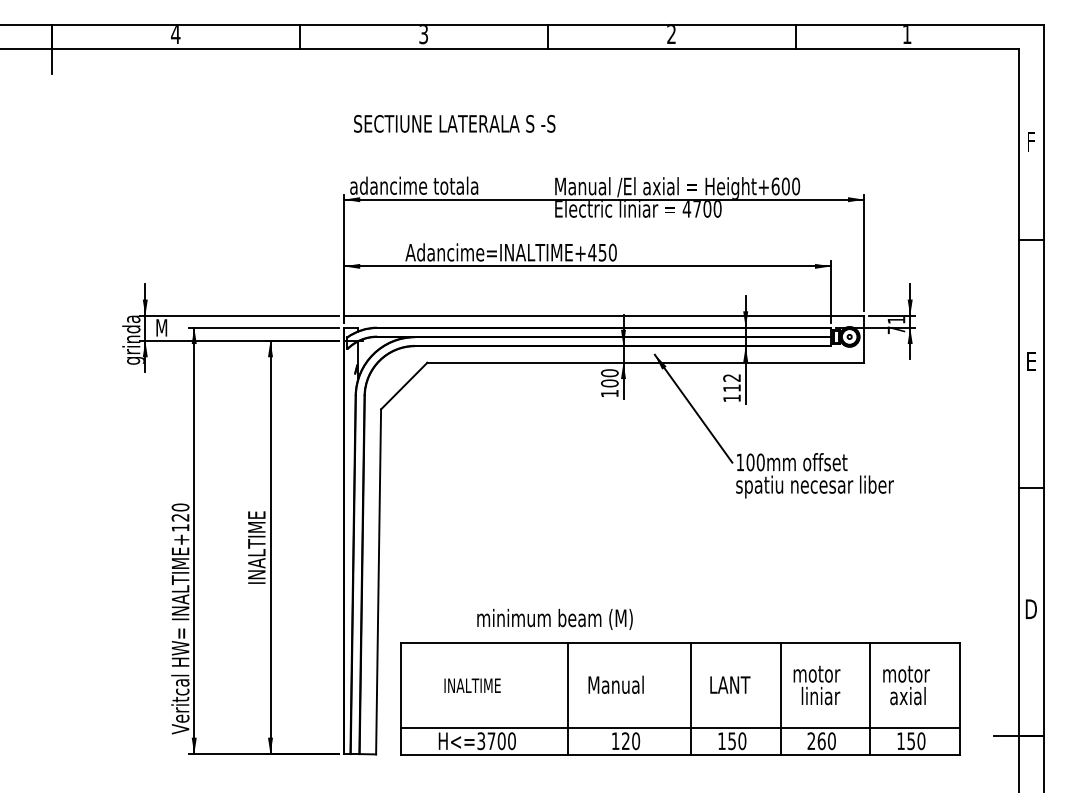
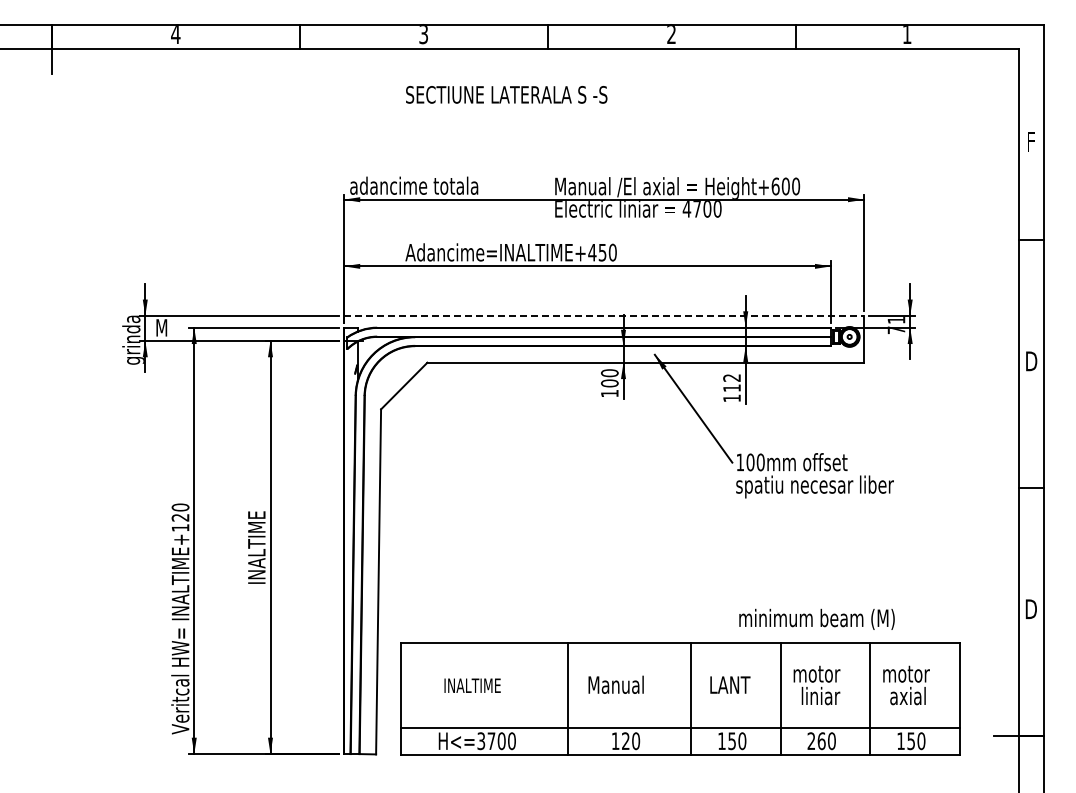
text position: (454, 123) -> (506, 94) (506, 94)
line: solid -> dashed (604, 315)
text: E -> D (1031, 361)
text position: (554, 618) -> (816, 618) (816, 618)
